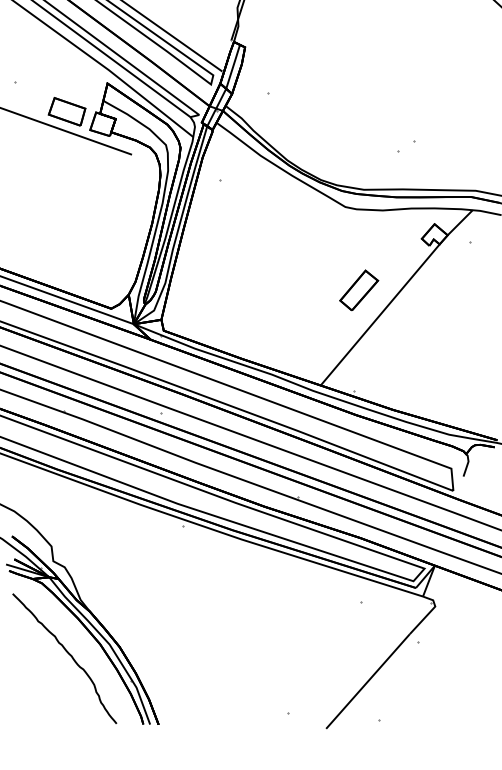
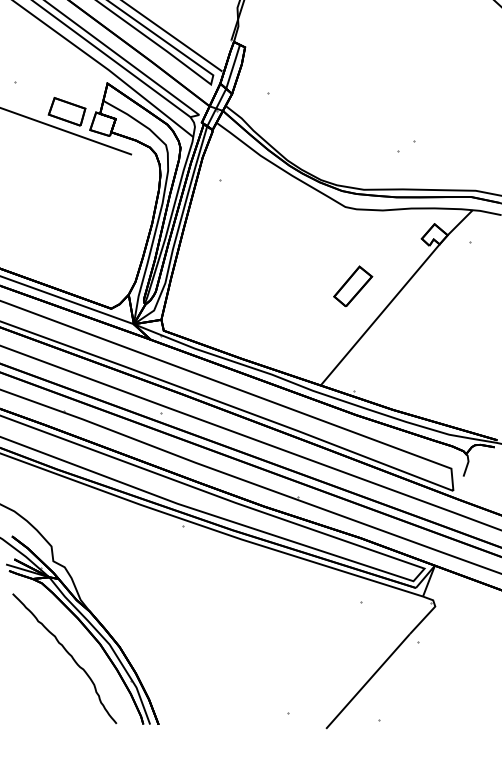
part position: (359, 290) -> (353, 286) (353, 286)
